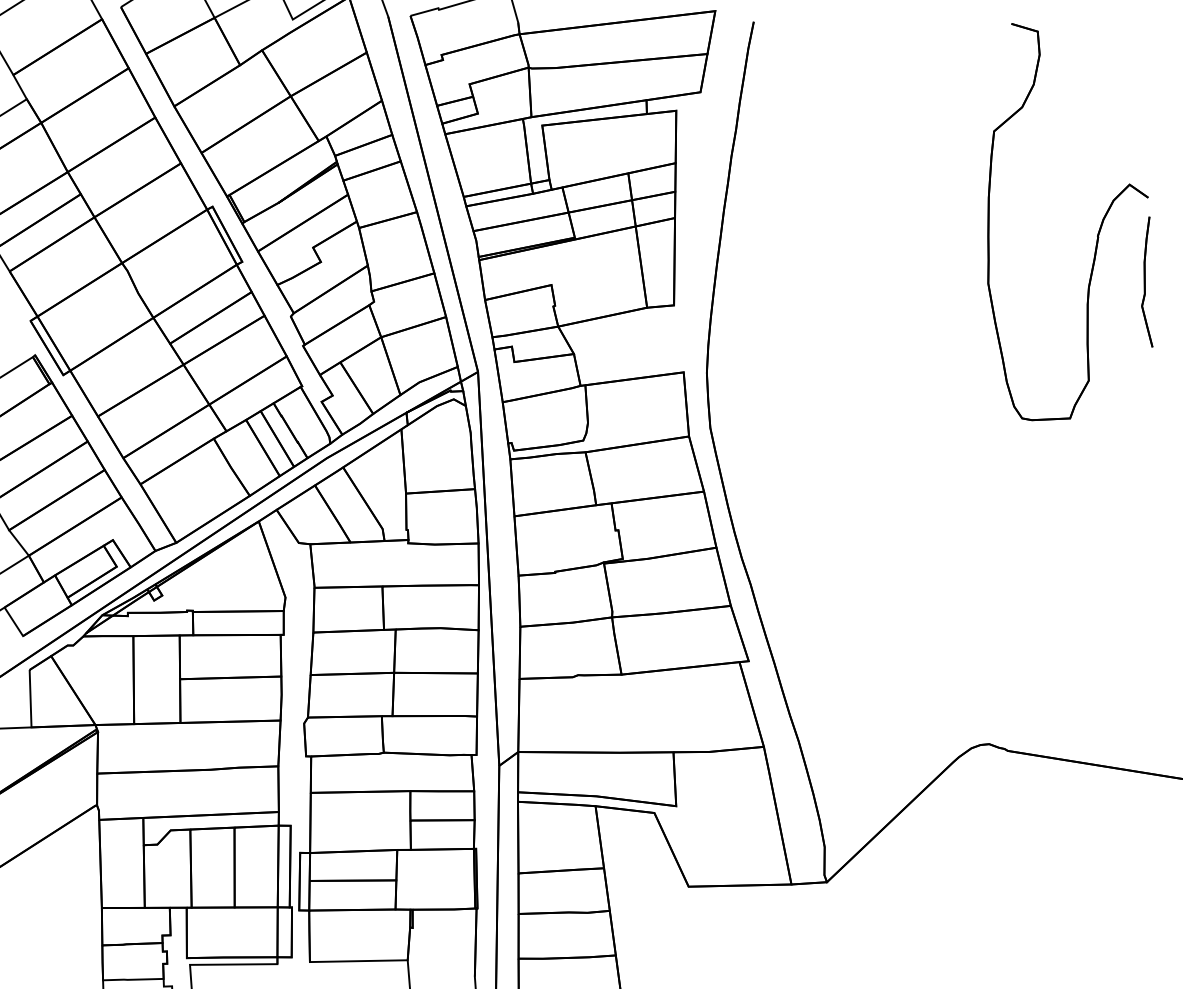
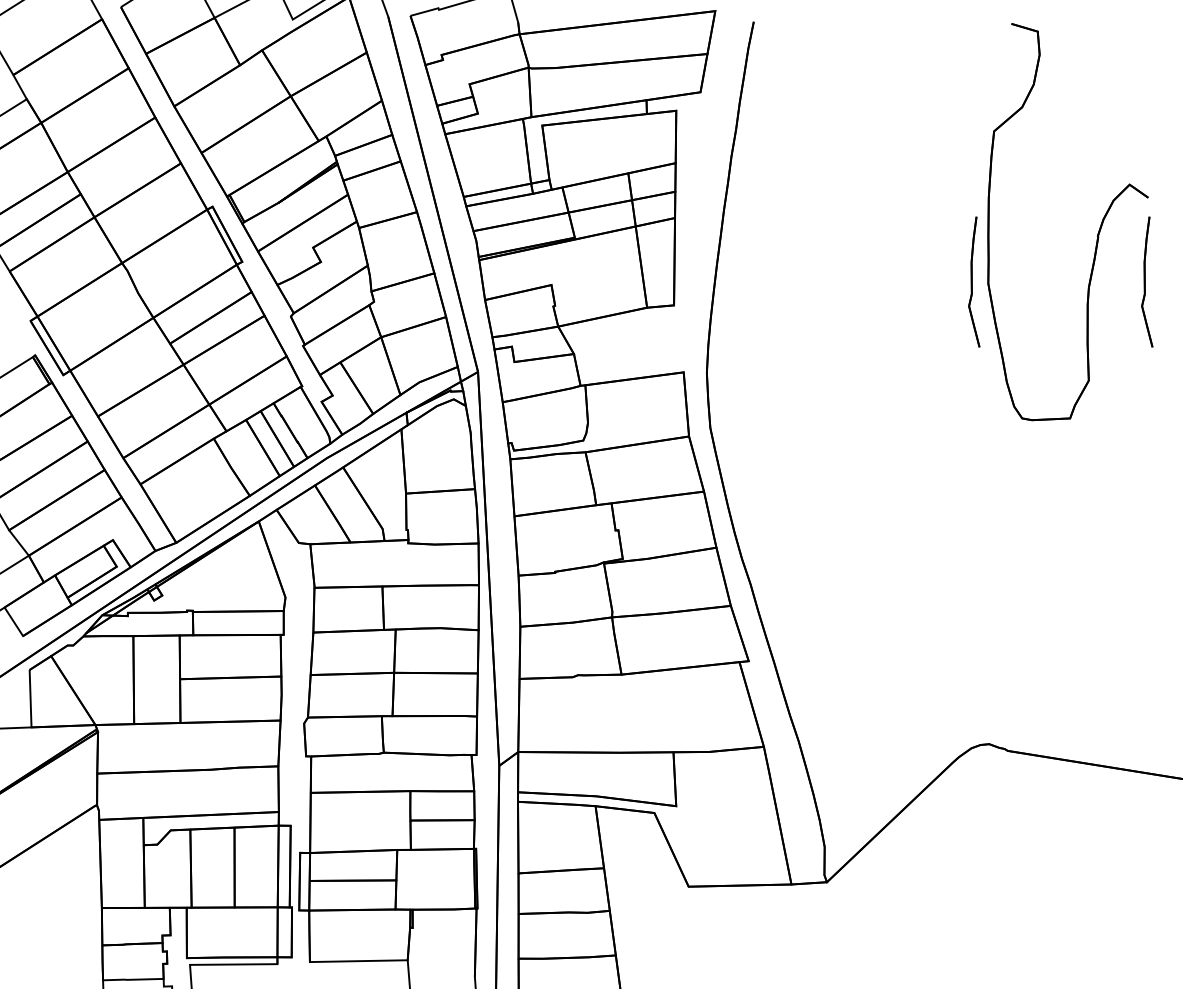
part: none -> present (974, 281)
